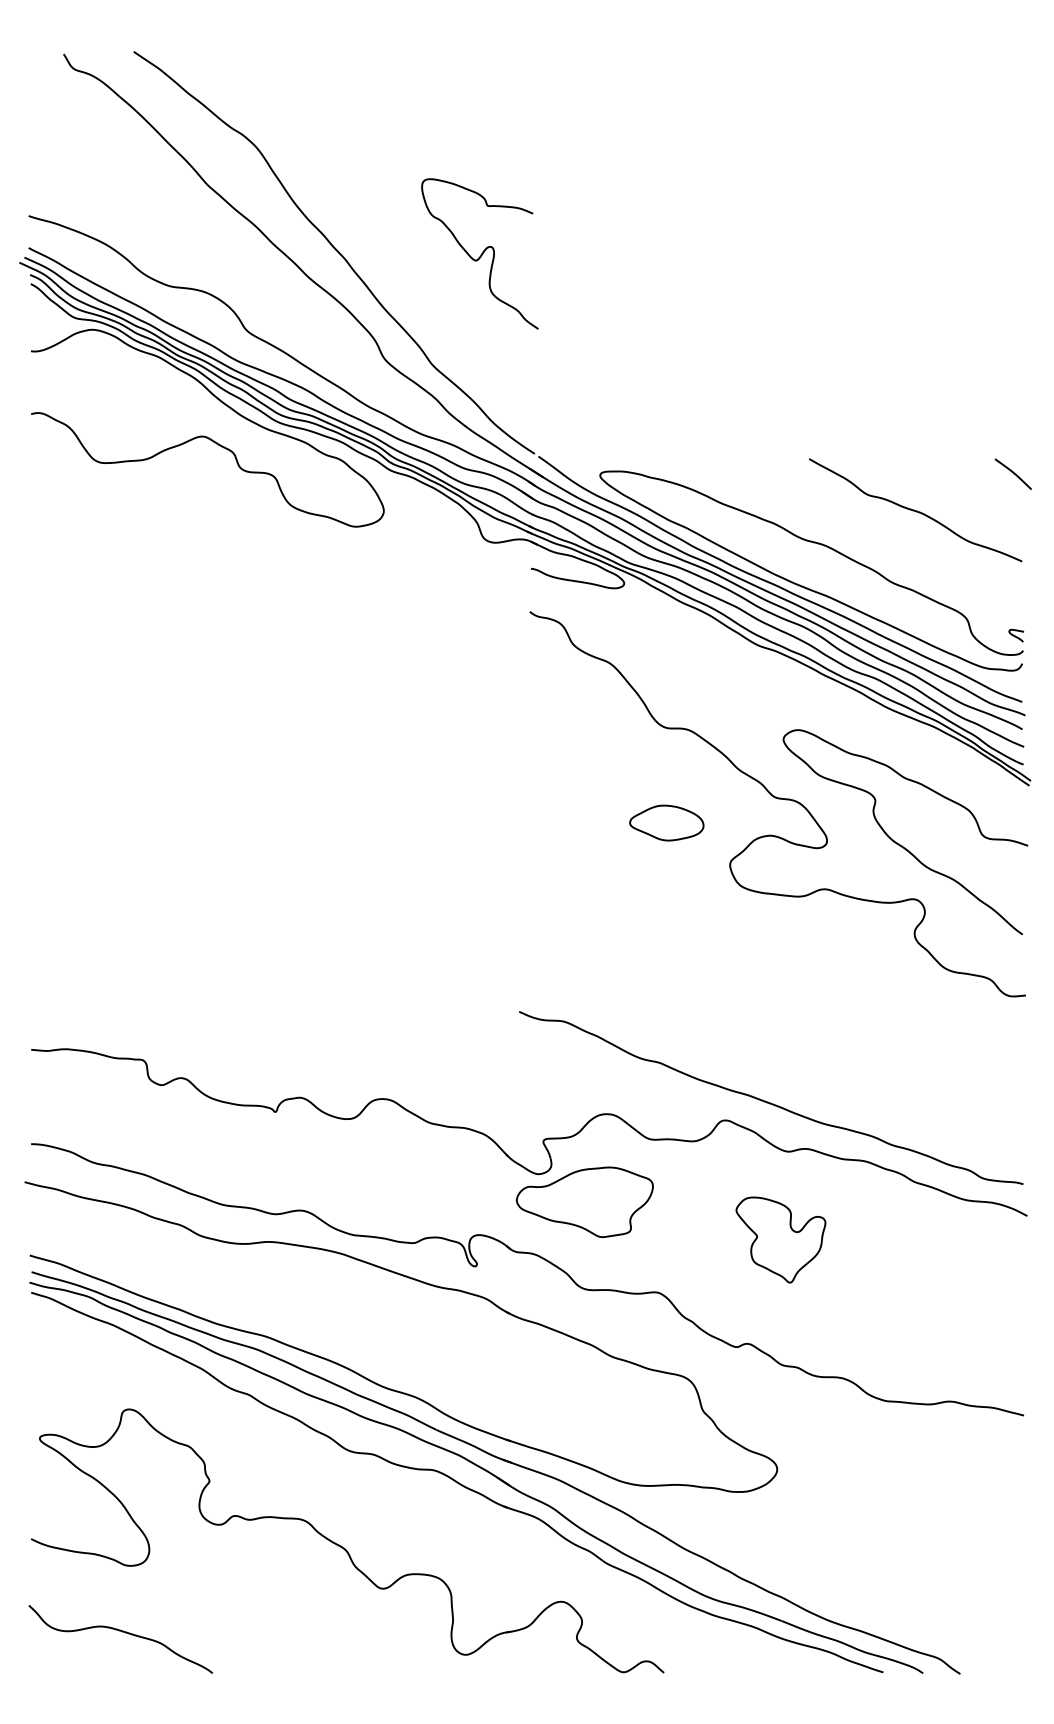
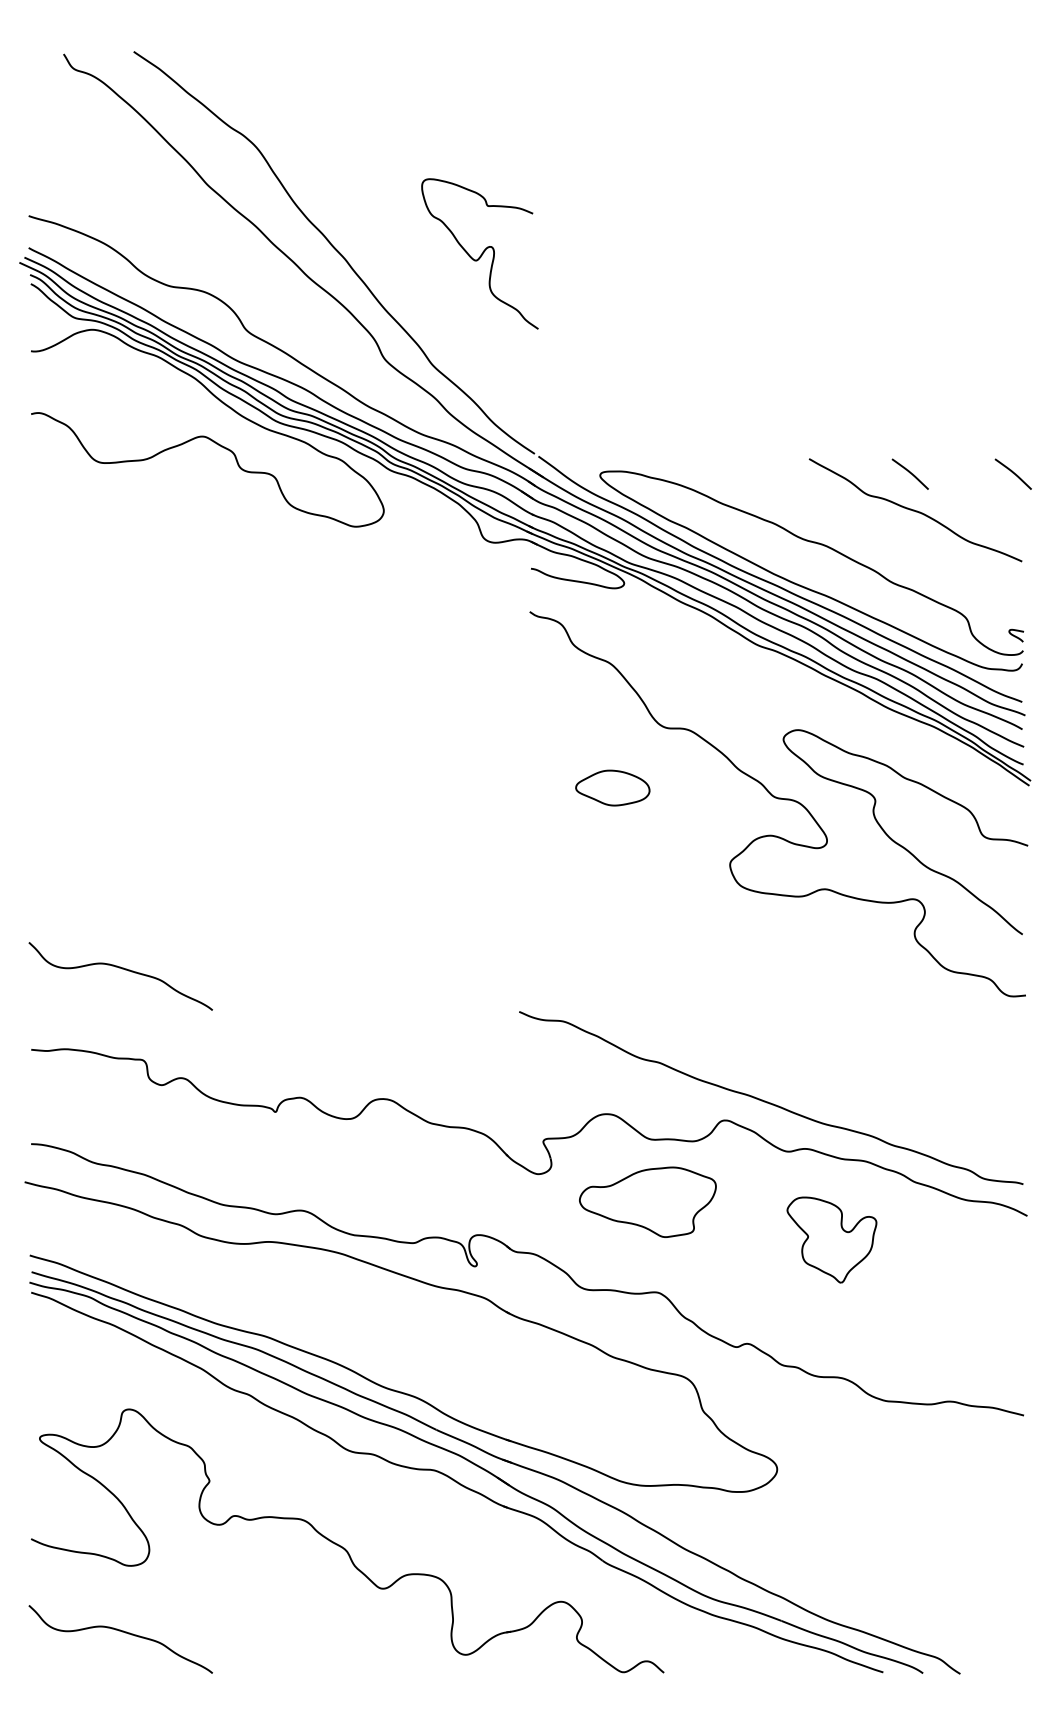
curve: none -> present (909, 473)
part position: (666, 822) -> (612, 787) (612, 787)
curve: none -> present (122, 969)
part position: (584, 1201) -> (647, 1201) (647, 1201)
part position: (780, 1239) -> (831, 1239) (831, 1239)
